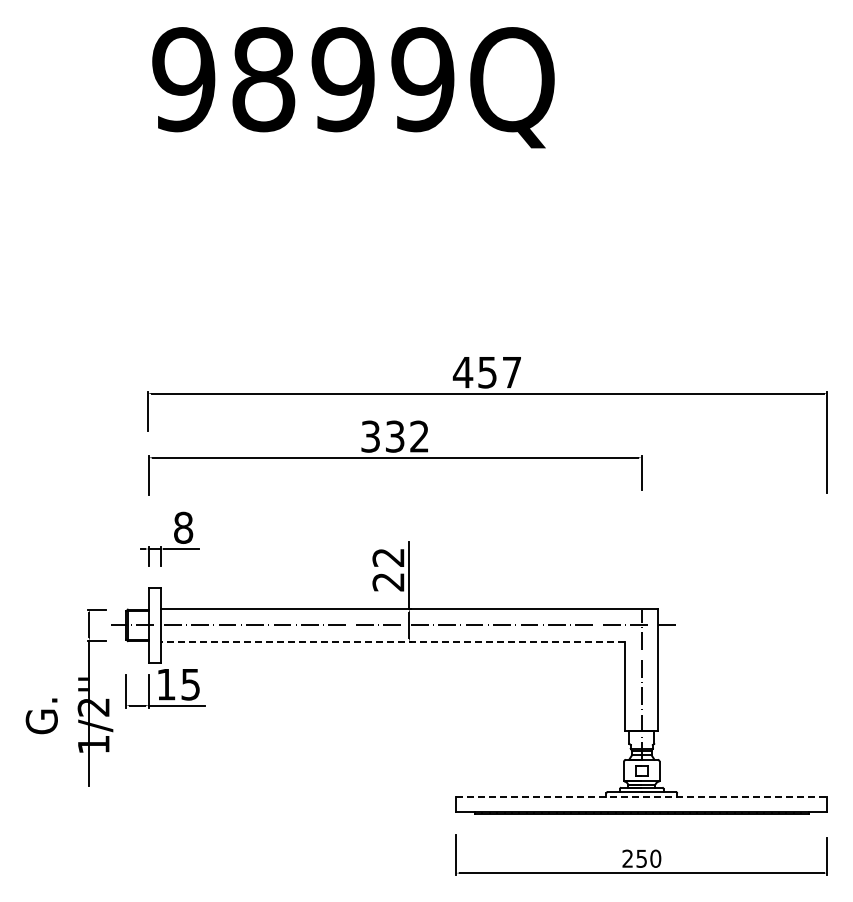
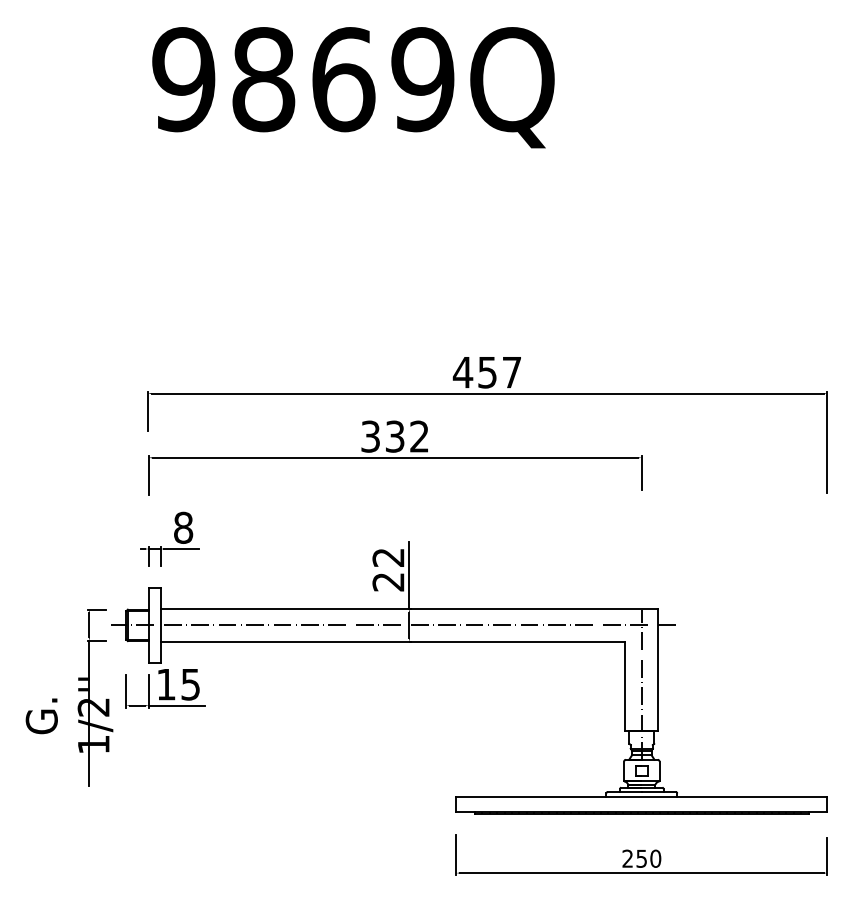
text: 9899Q -> 9869Q (343, 79)
line: dashed -> solid (392, 641)
line: dashed -> solid (642, 796)
